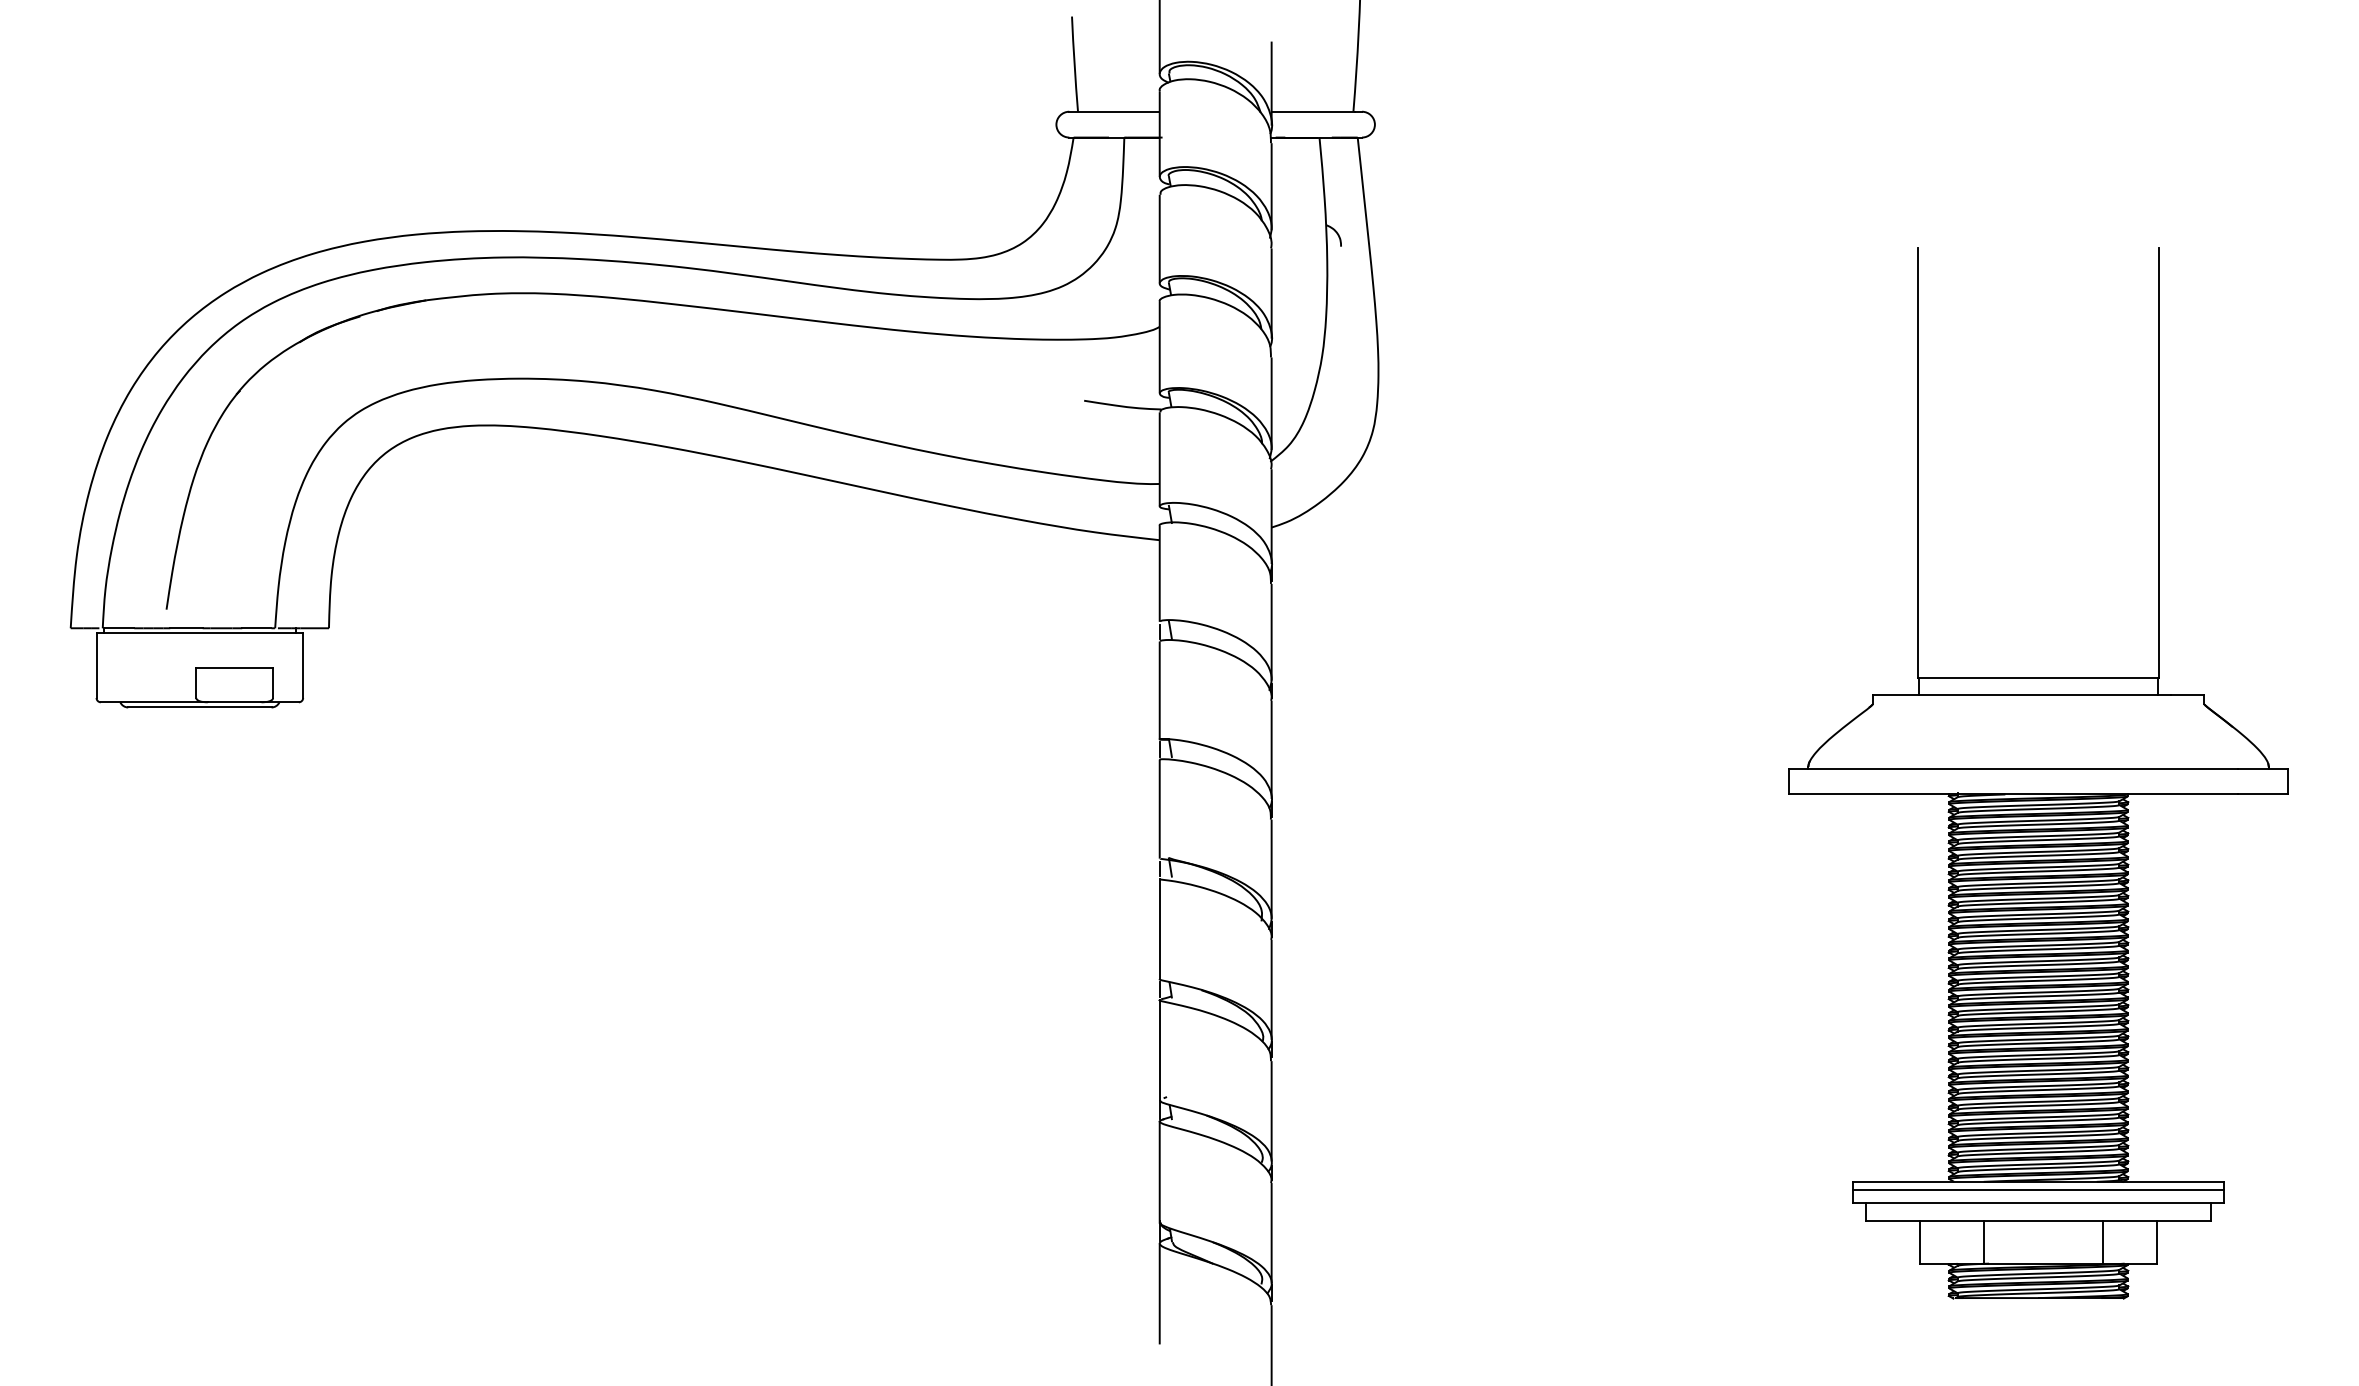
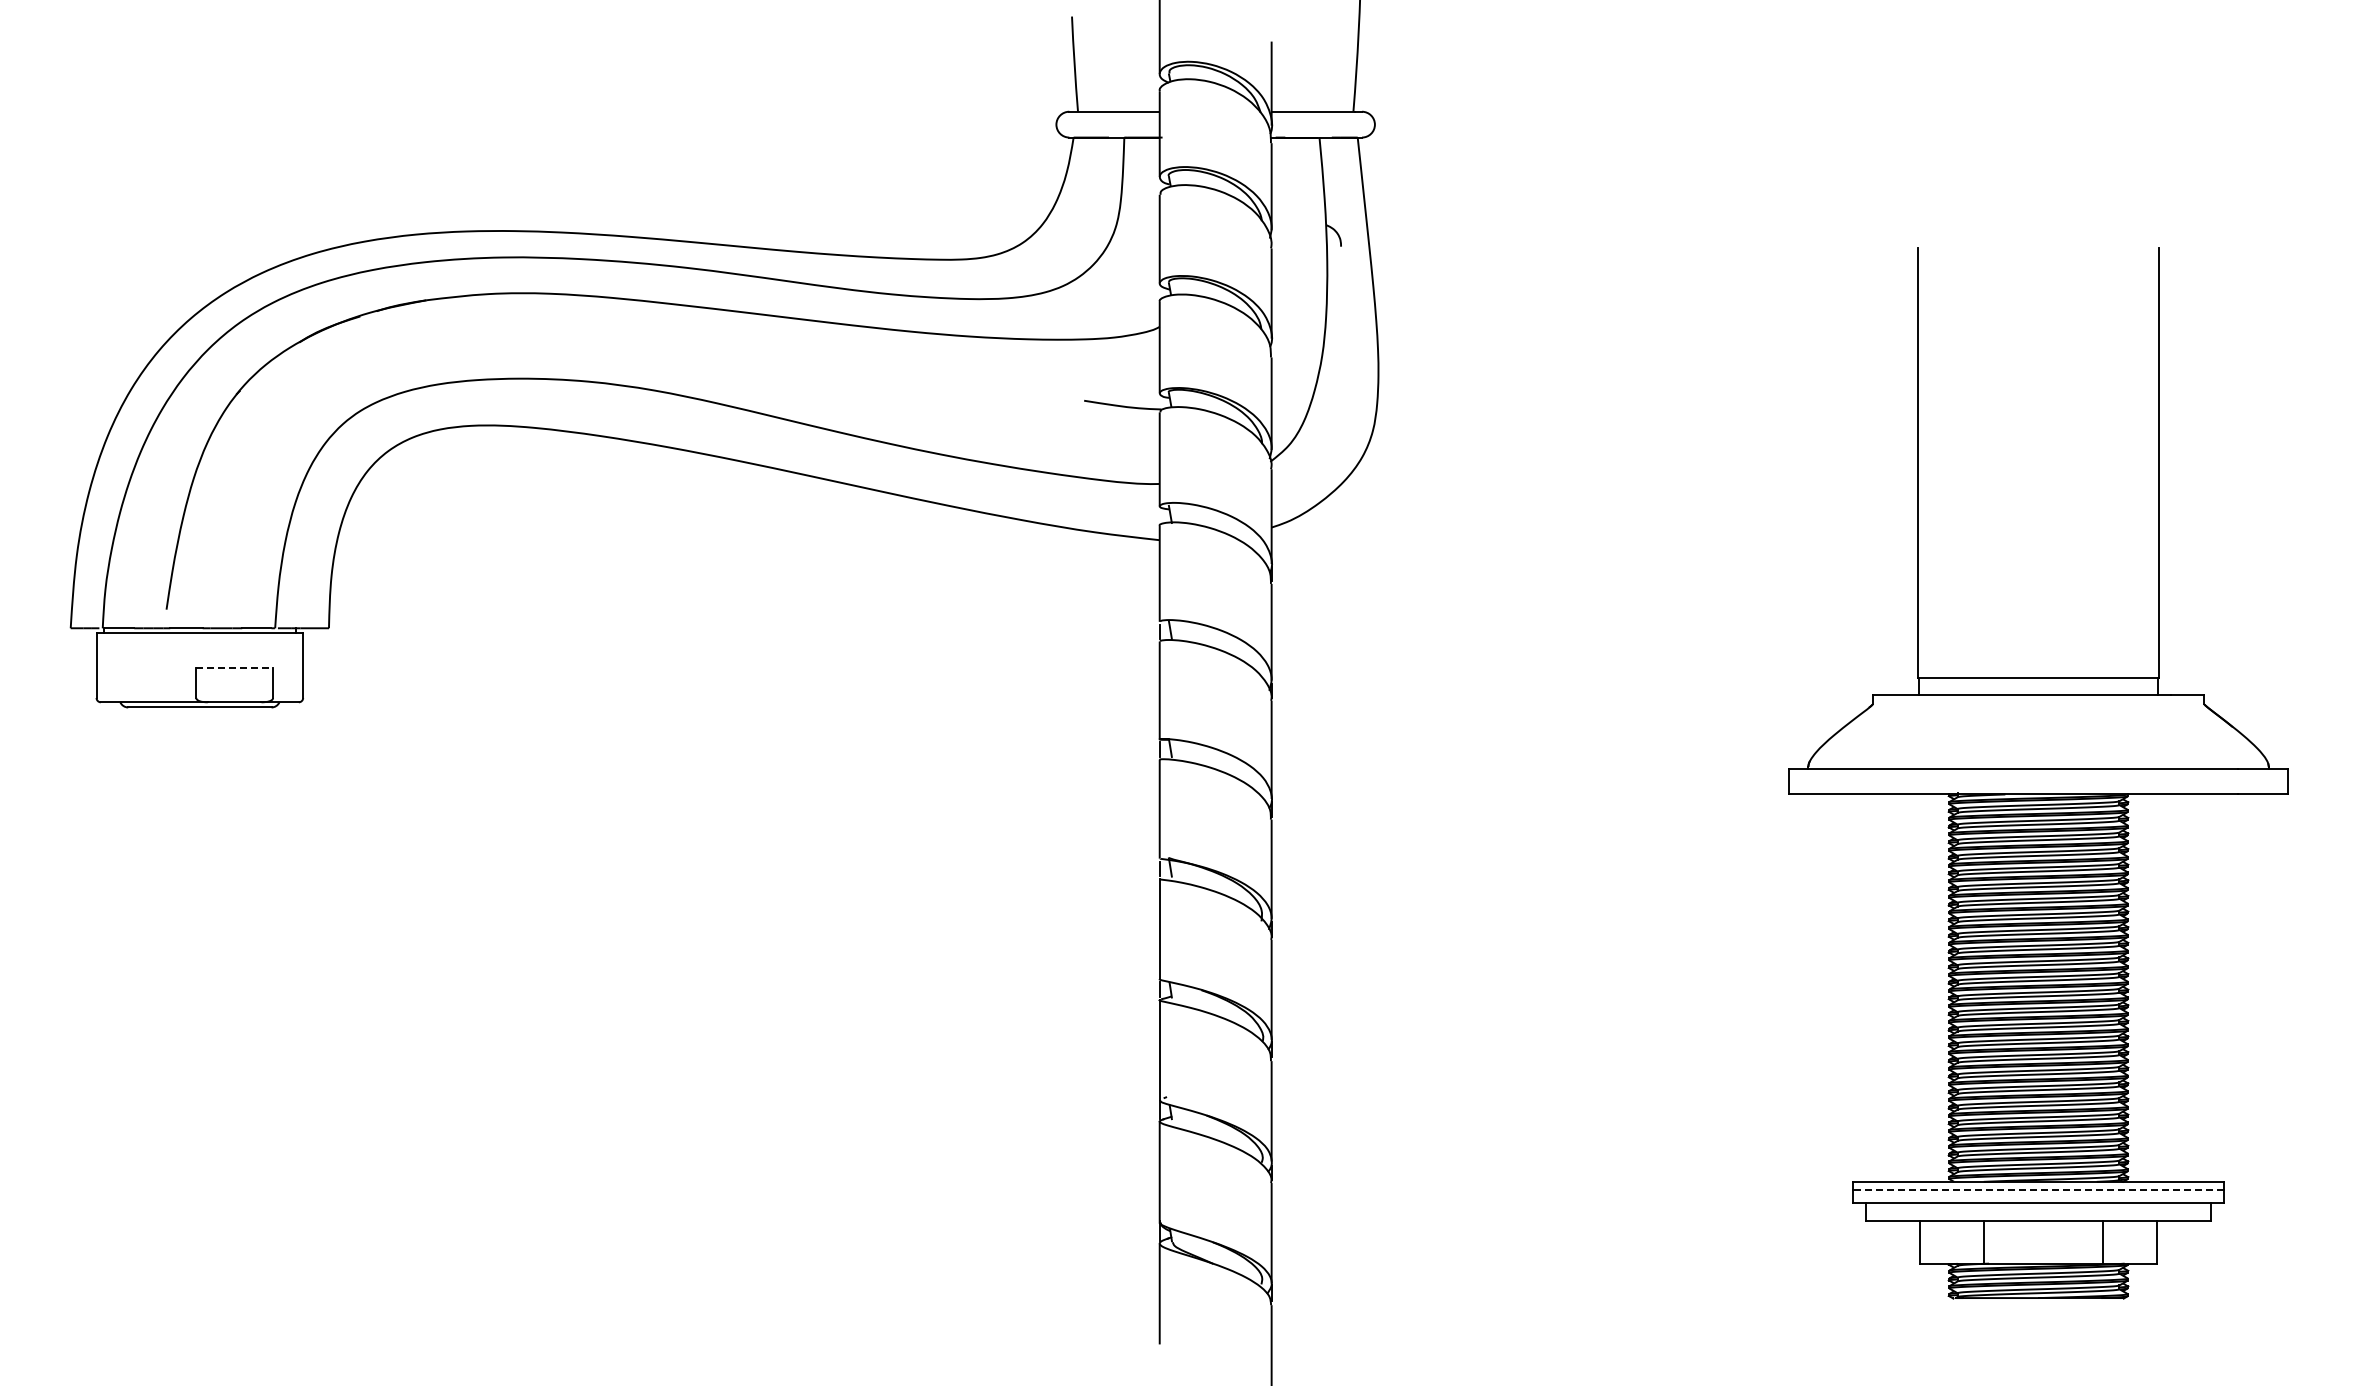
line: solid -> dashed (235, 667)
line: solid -> dashed (2038, 1190)
